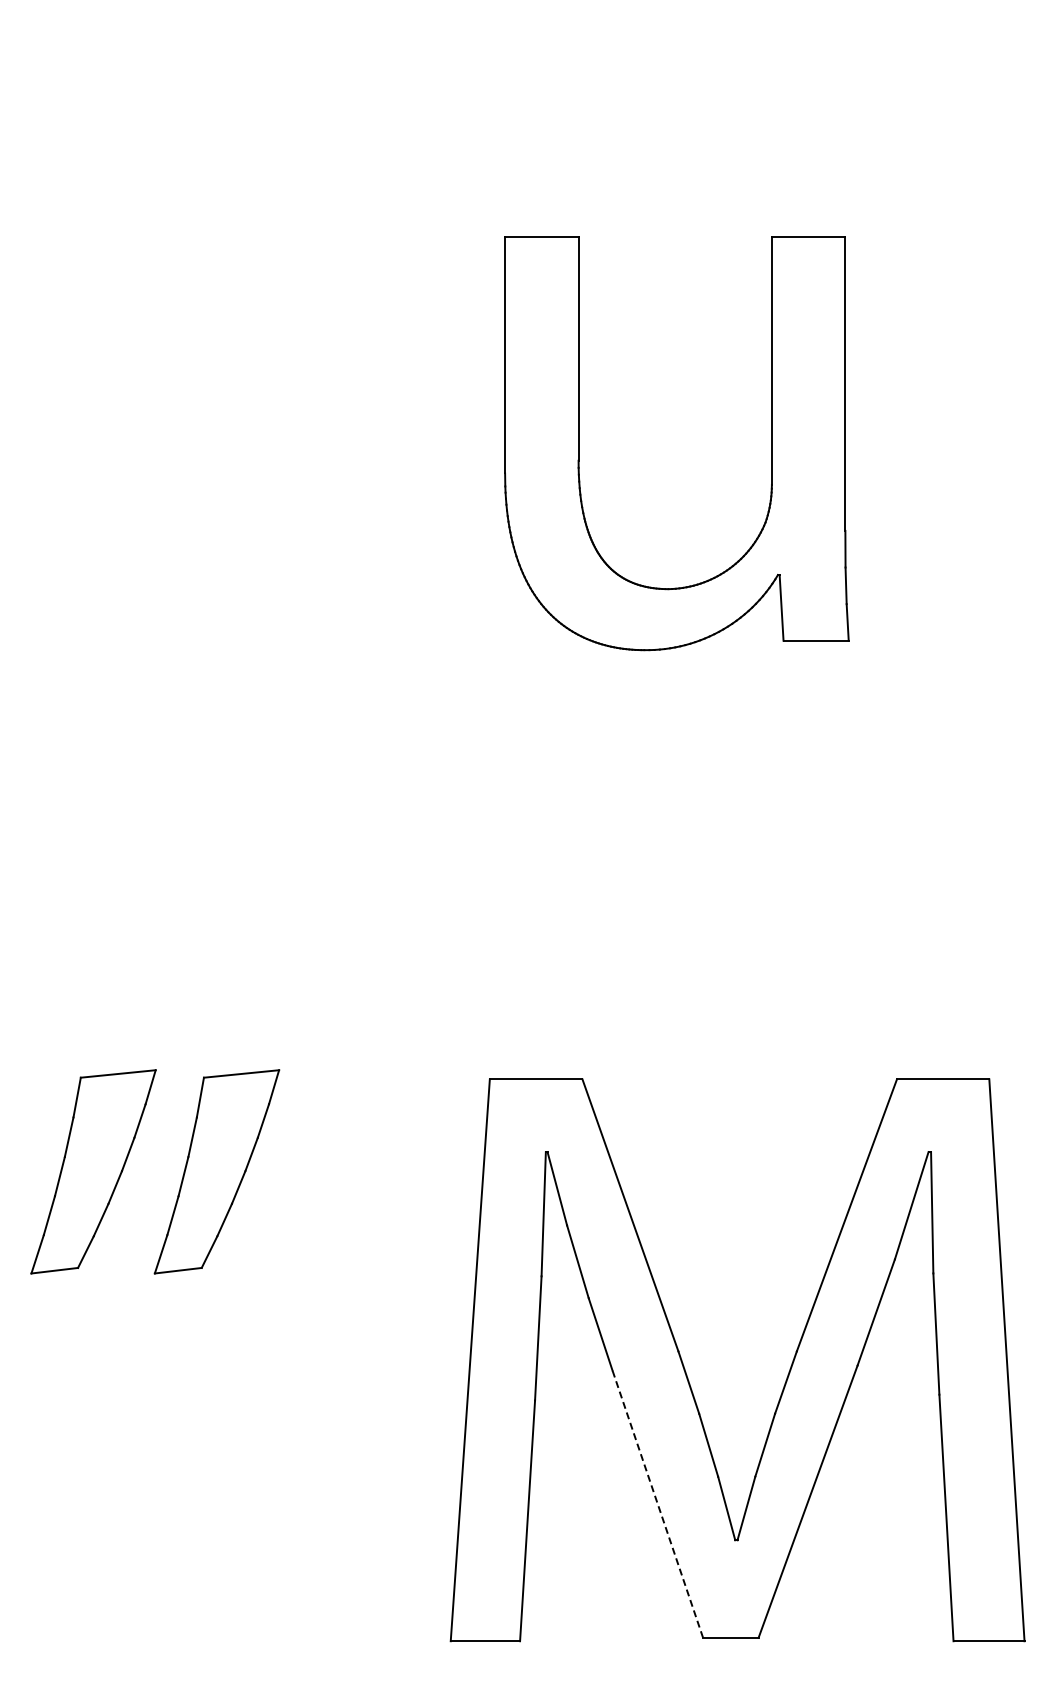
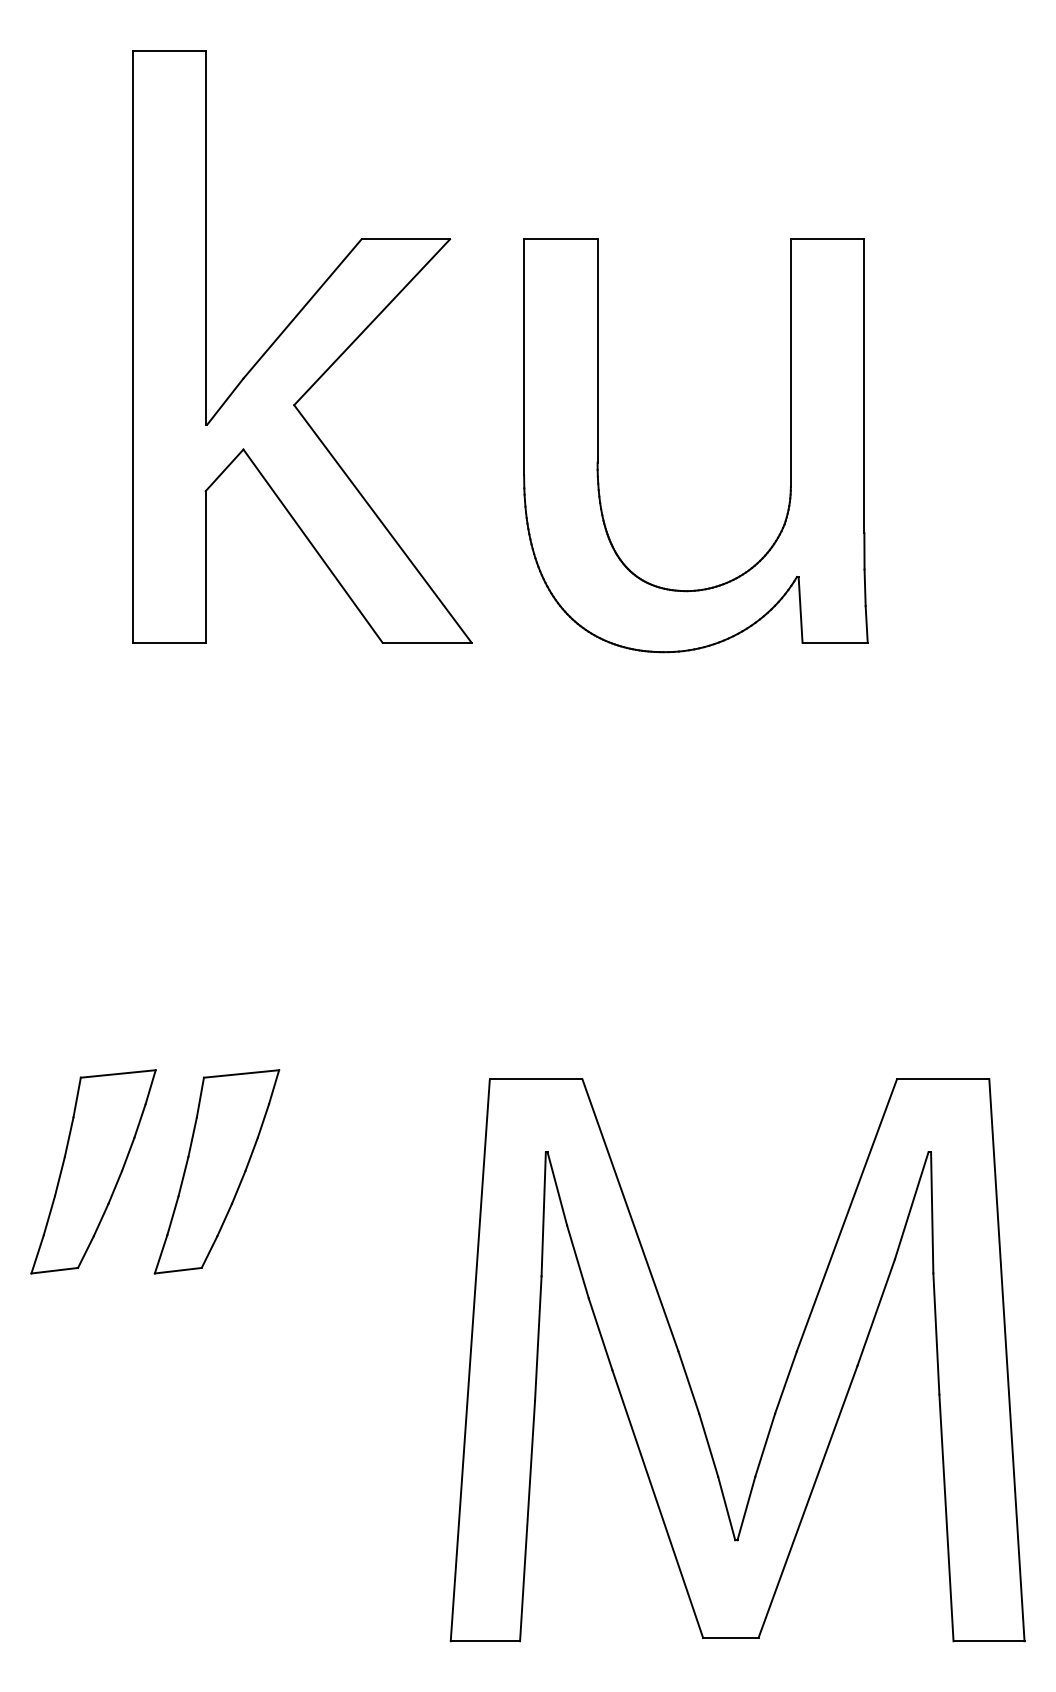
part: none -> present (302, 346)
part position: (771, 443) -> (790, 445) (790, 445)
line: dashed -> solid (657, 1503)
